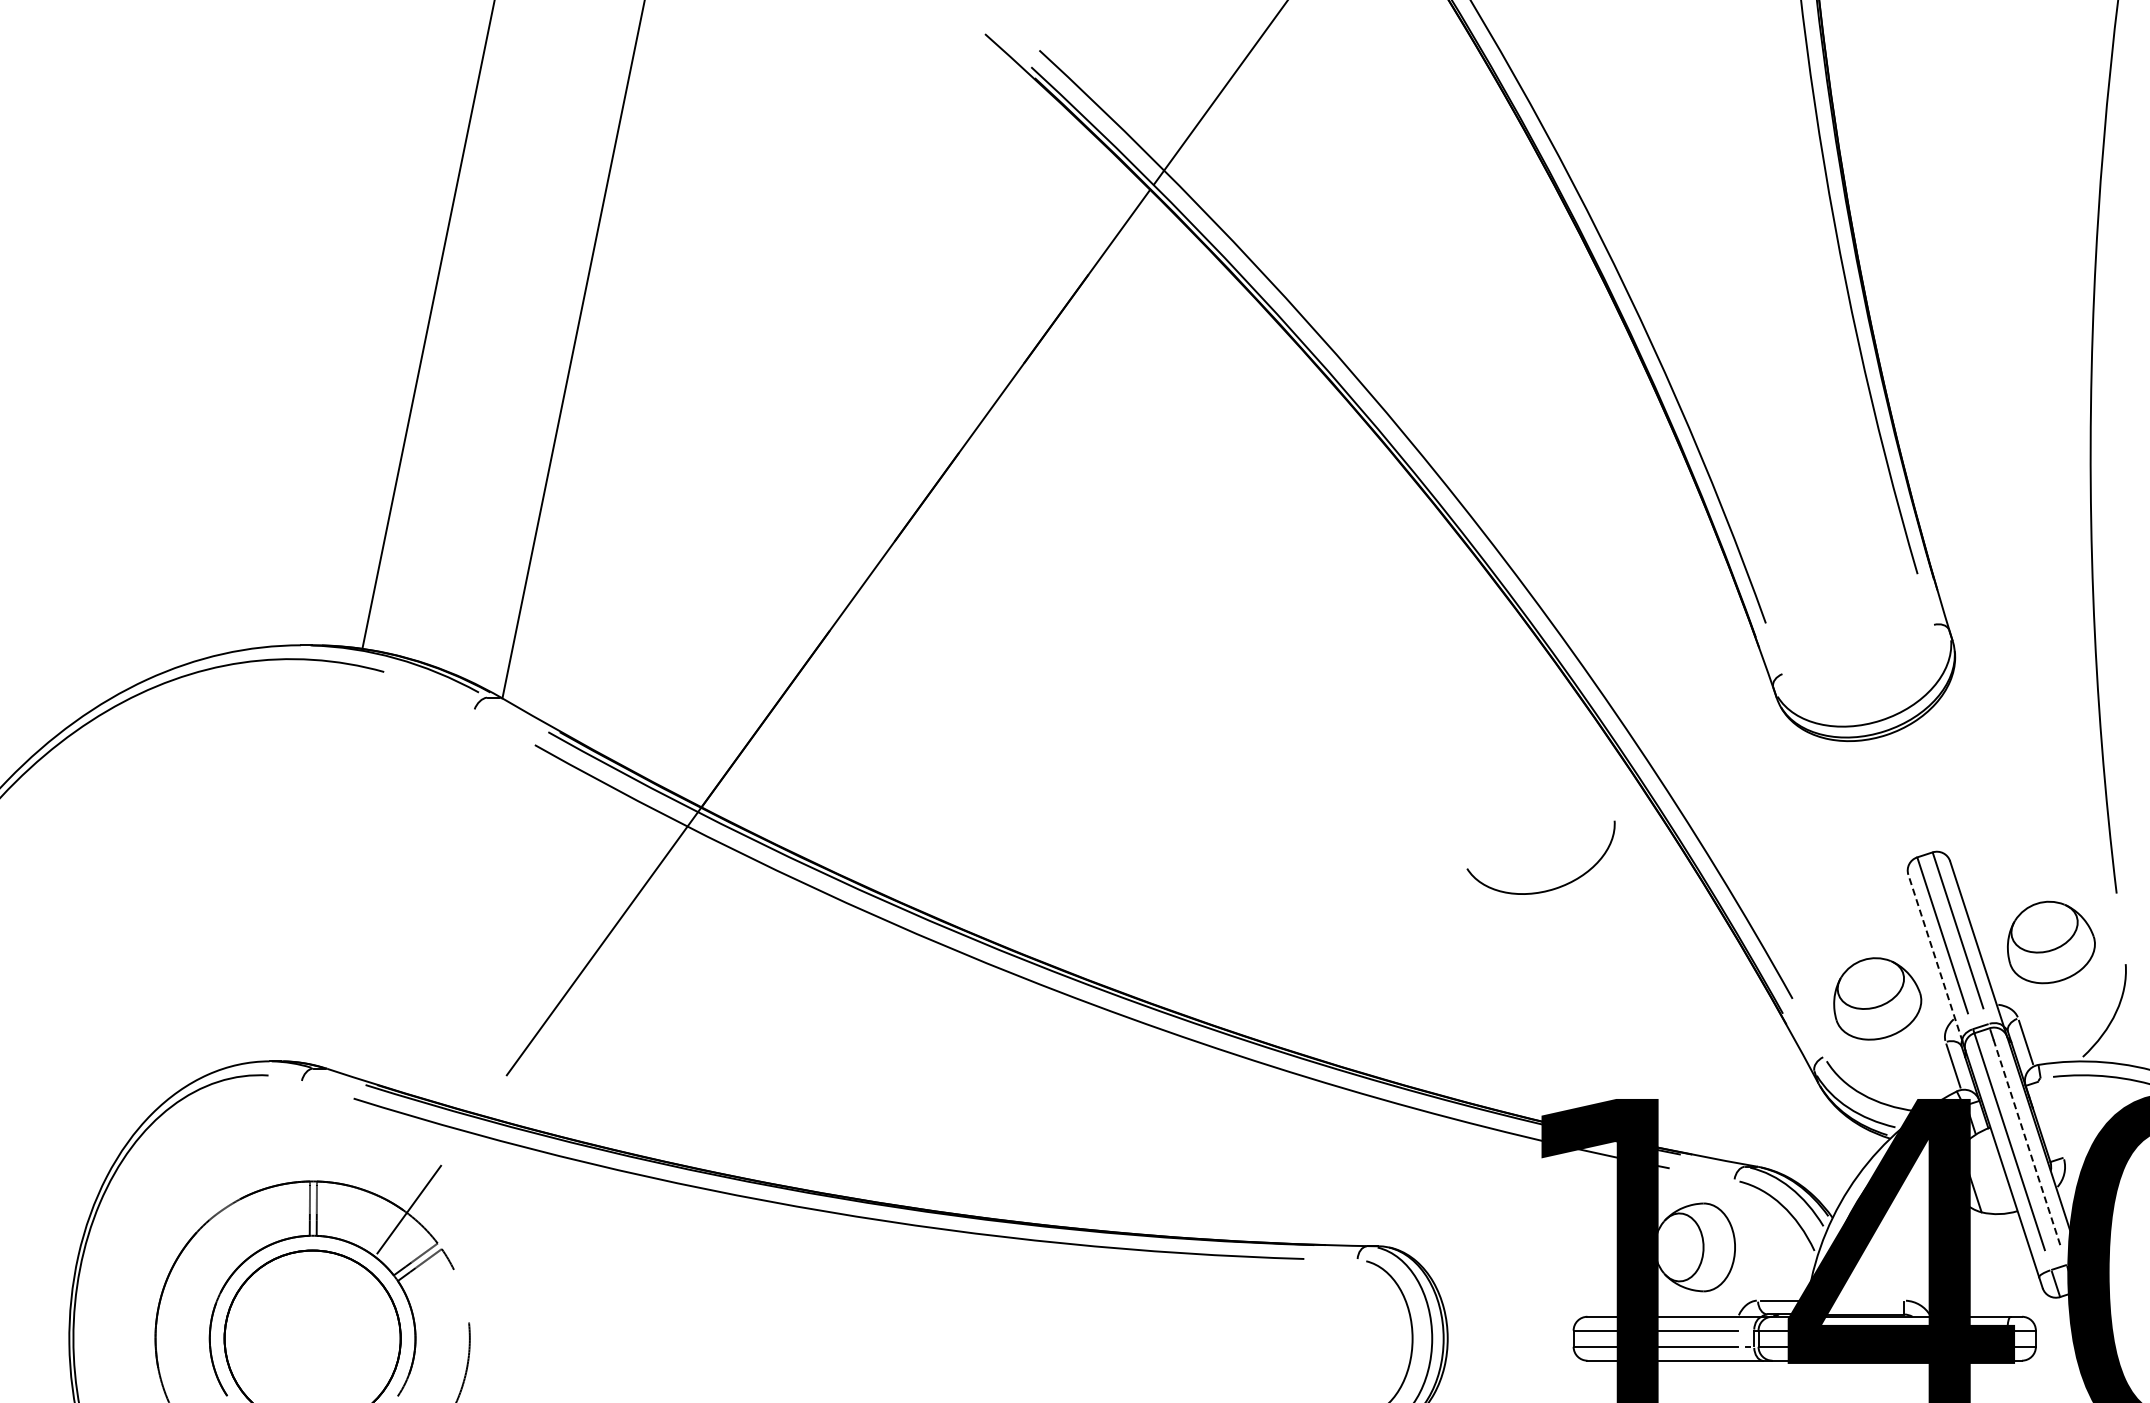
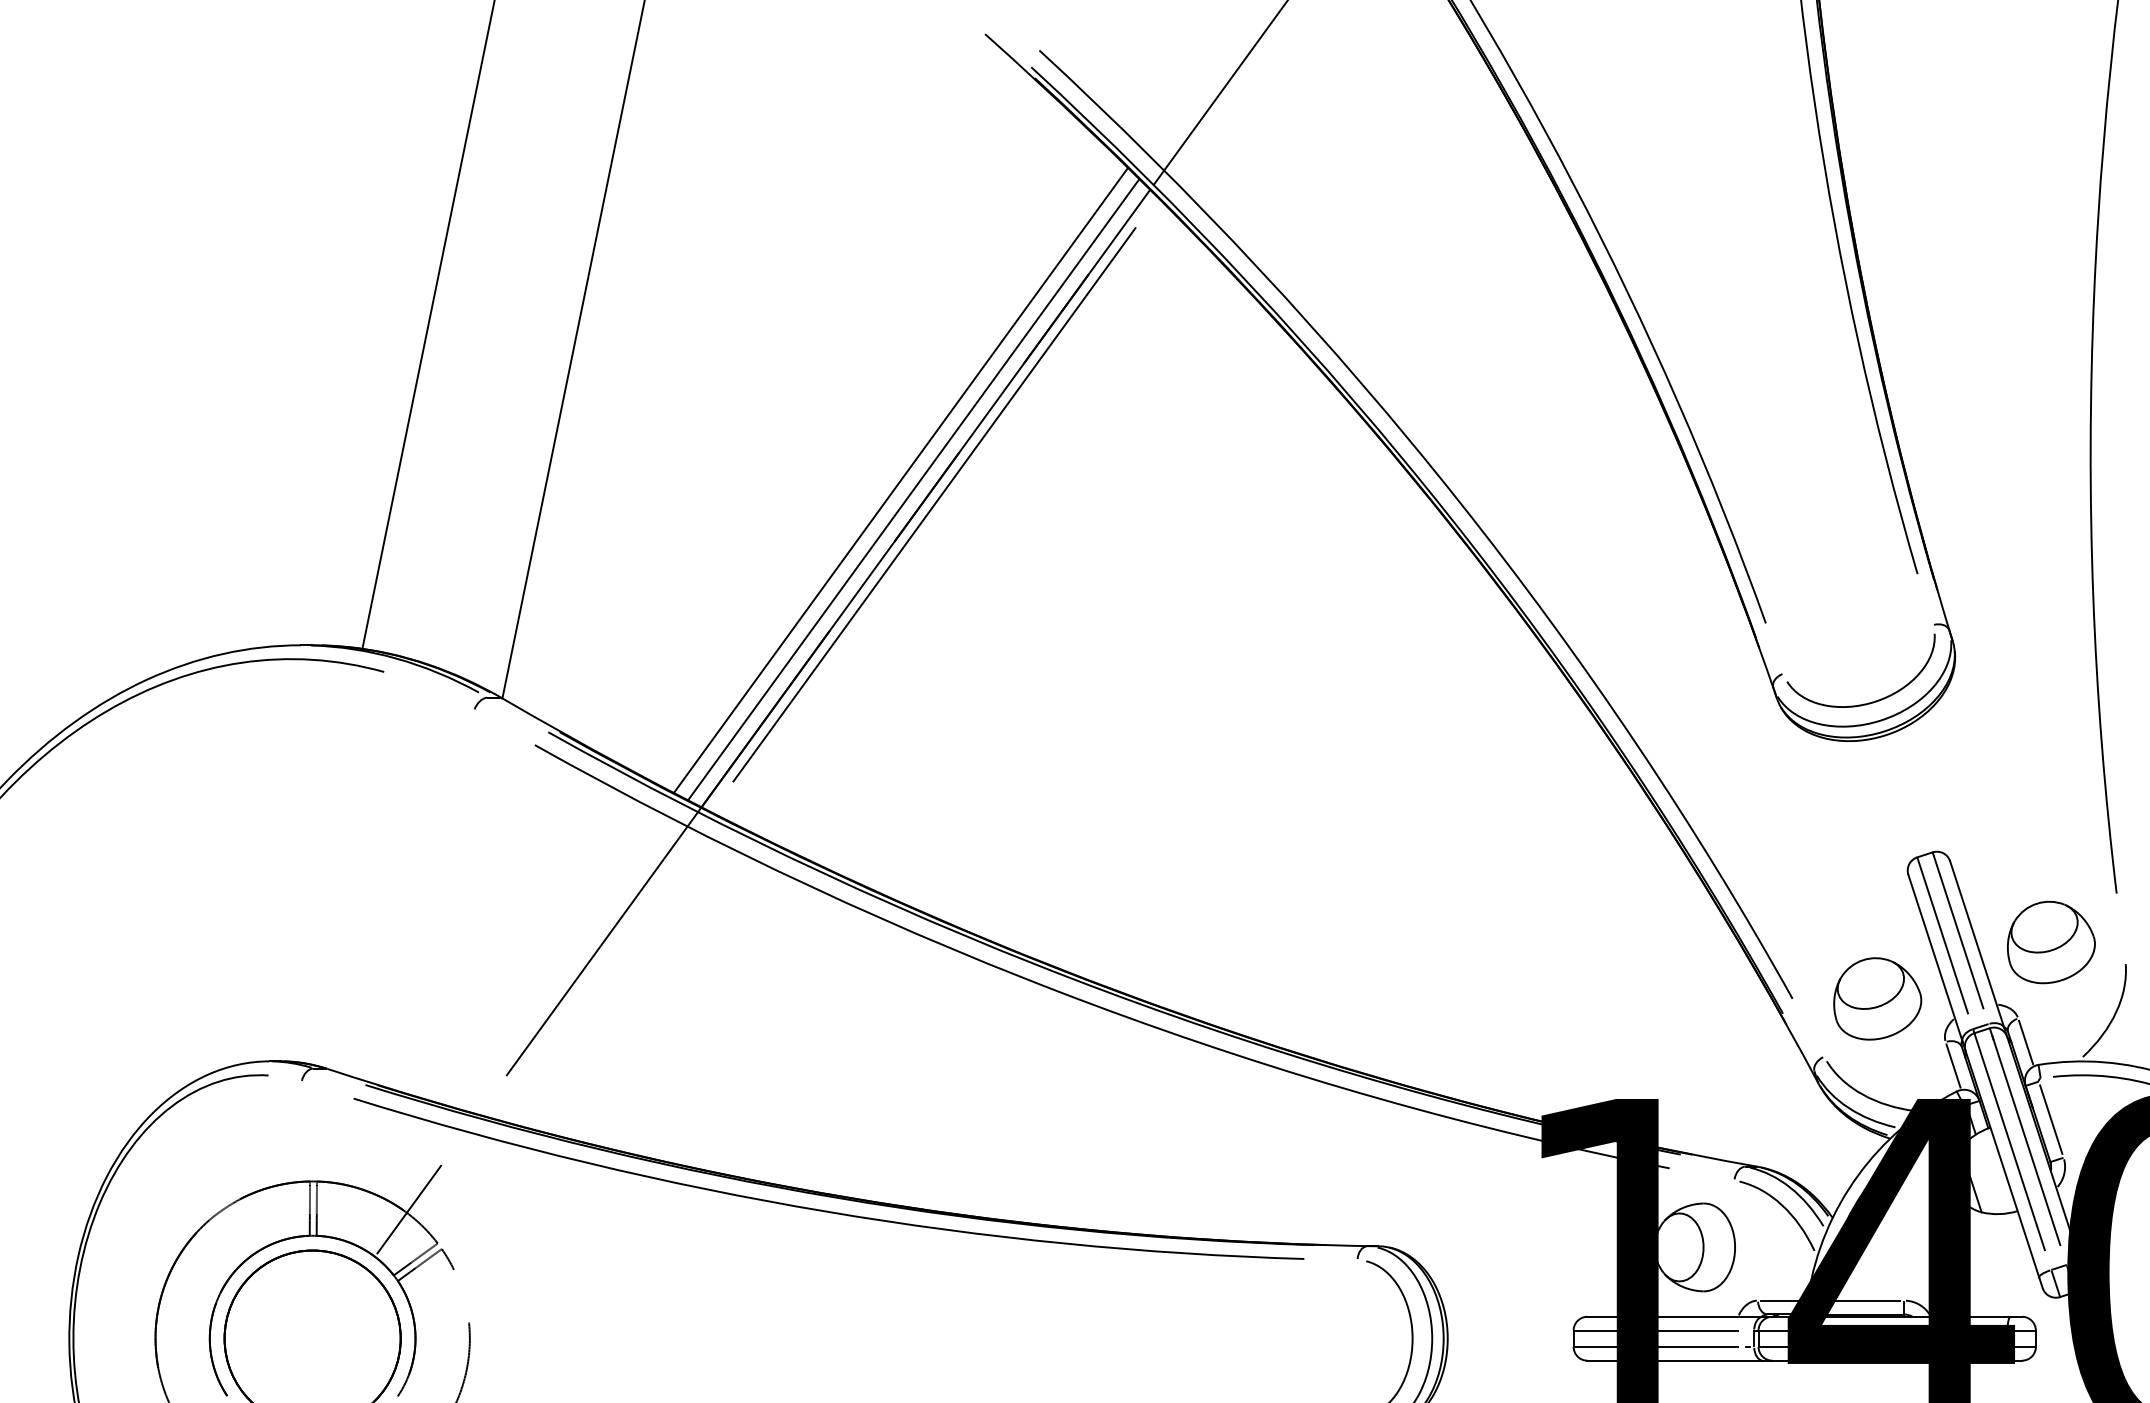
line: none -> present (900, 480)
line: none -> present (913, 489)
line: none -> present (934, 504)
curve position: (1548, 889) -> (1868, 702) (1868, 702)
line: dashed -> solid (1935, 958)
line: none -> present (2051, 1119)
line: dashed -> solid (2025, 1137)
line: none -> present (1864, 1300)
